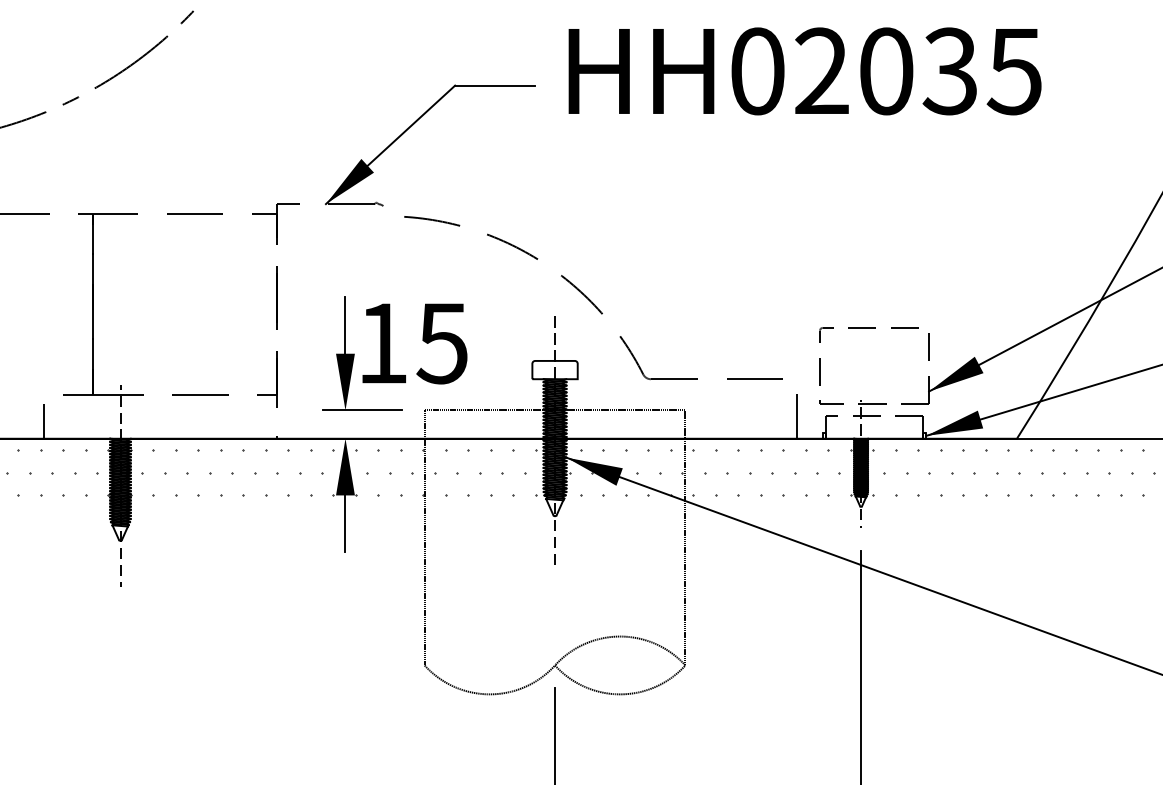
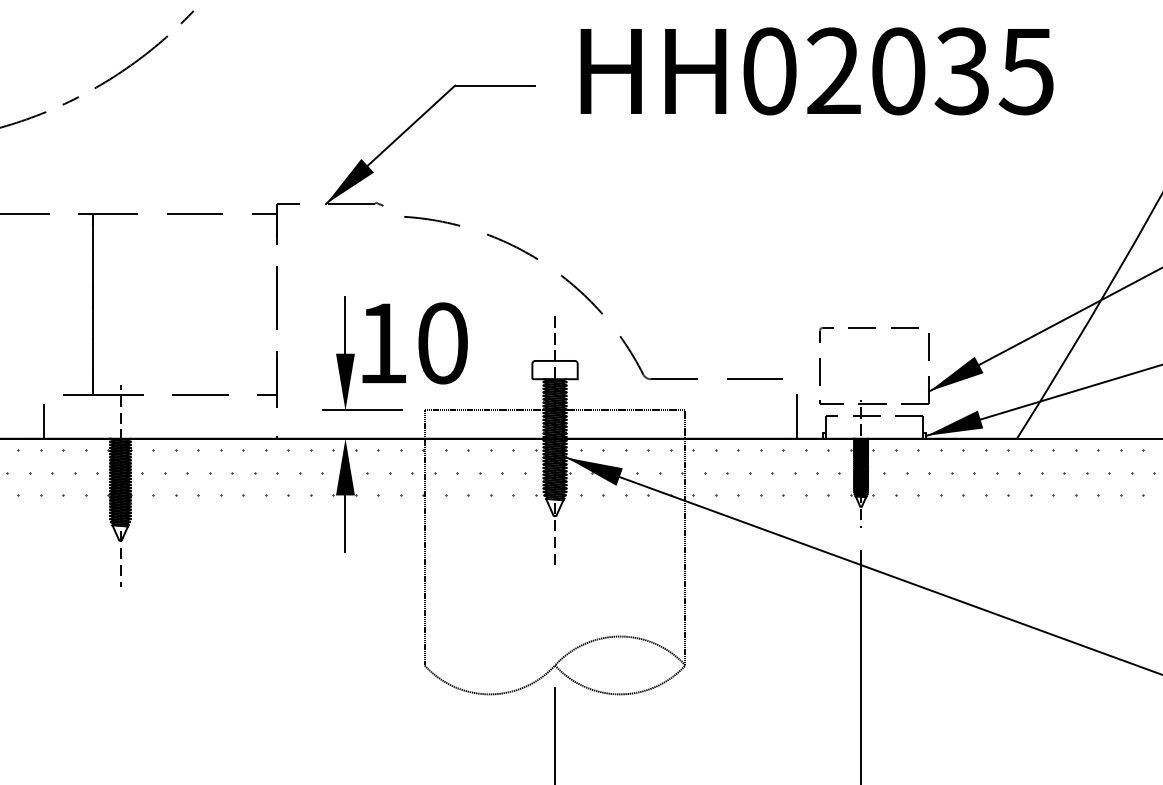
text position: (804, 71) -> (816, 71) (816, 71)
text: 15 -> 10 (441, 343)
